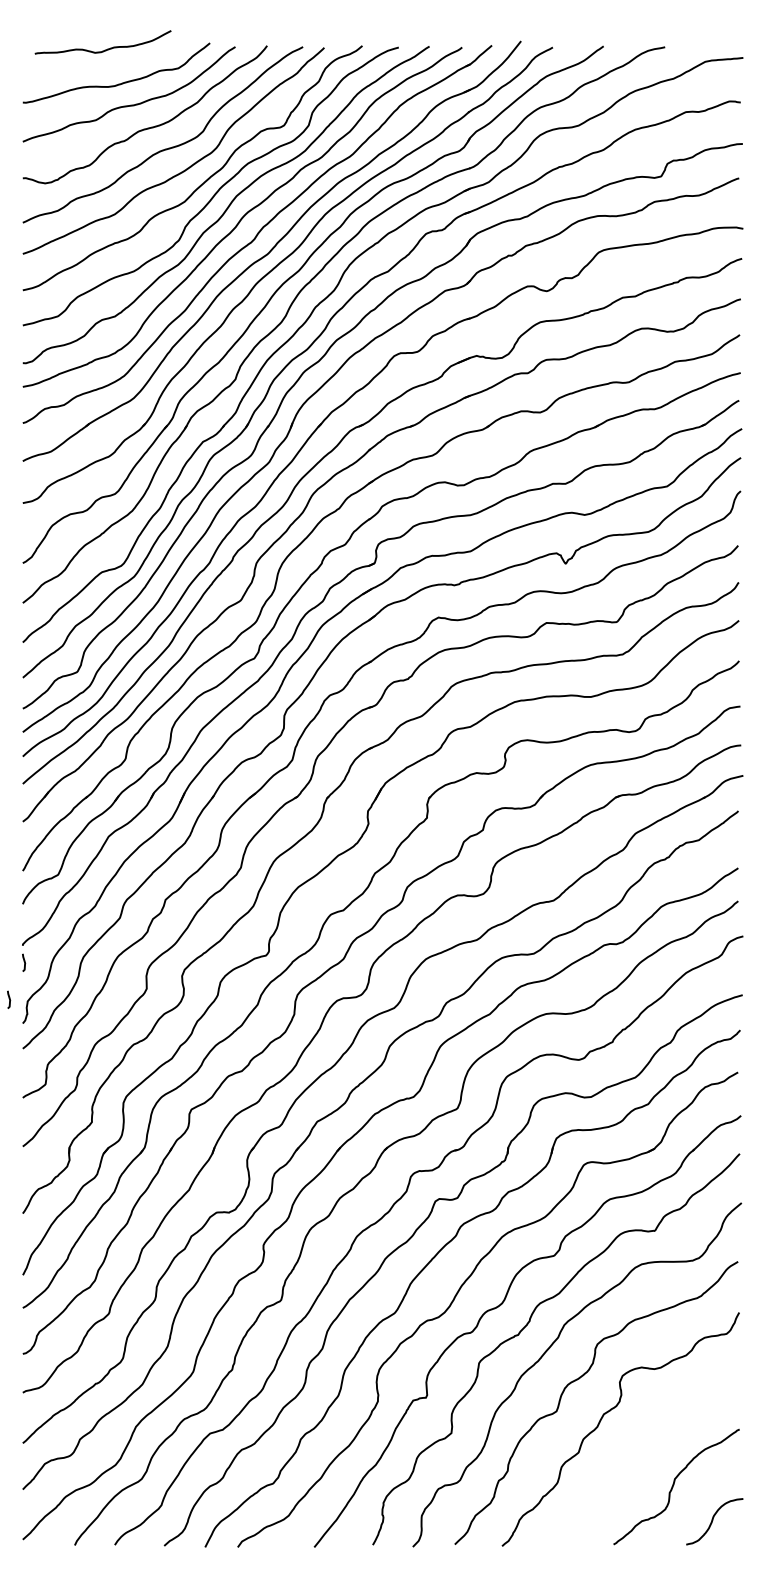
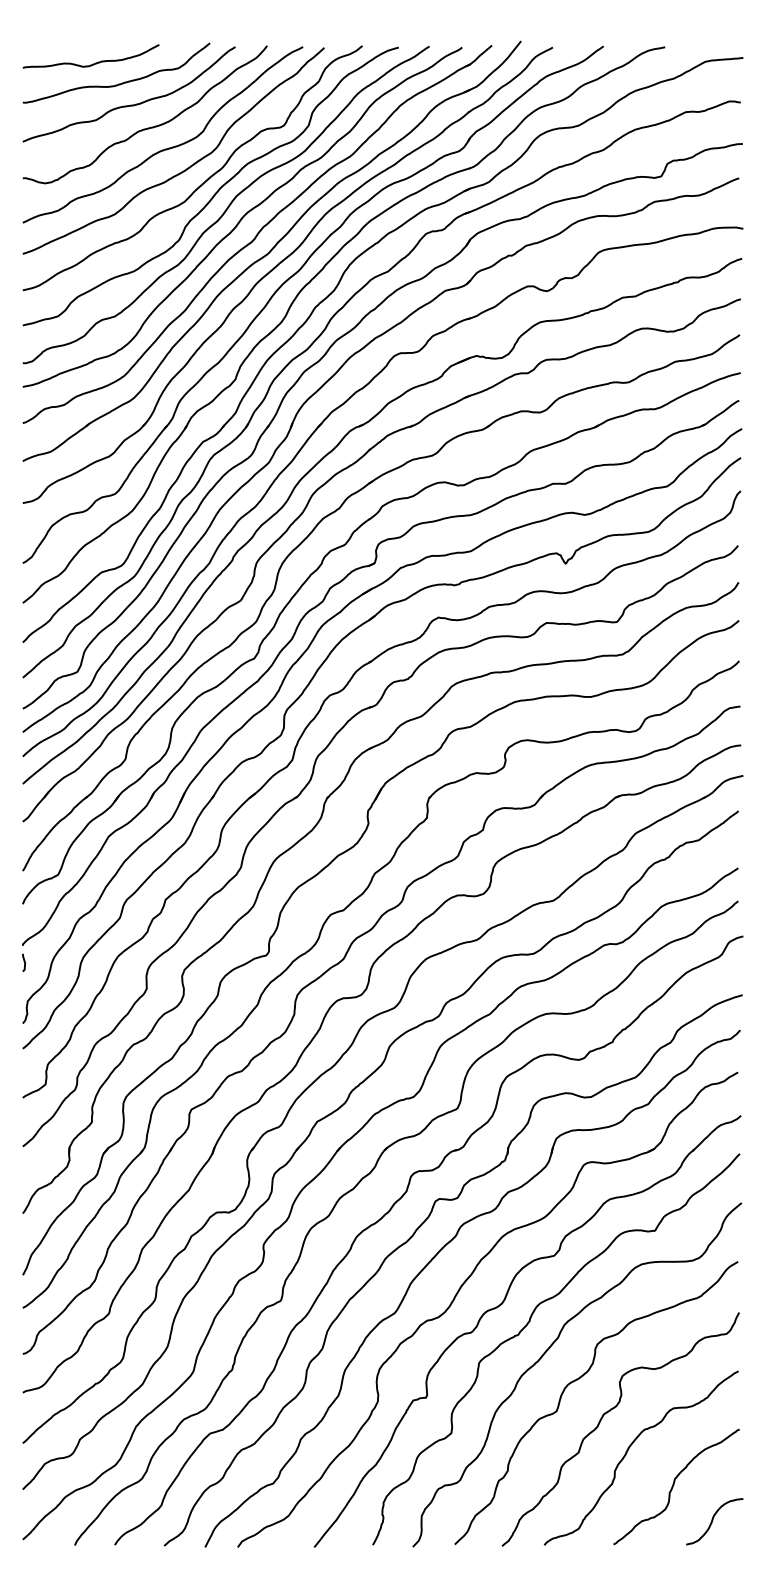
curve position: (105, 49) -> (93, 63) (93, 63)
curve: present -> none (9, 999)
curve: none -> present (627, 1453)
